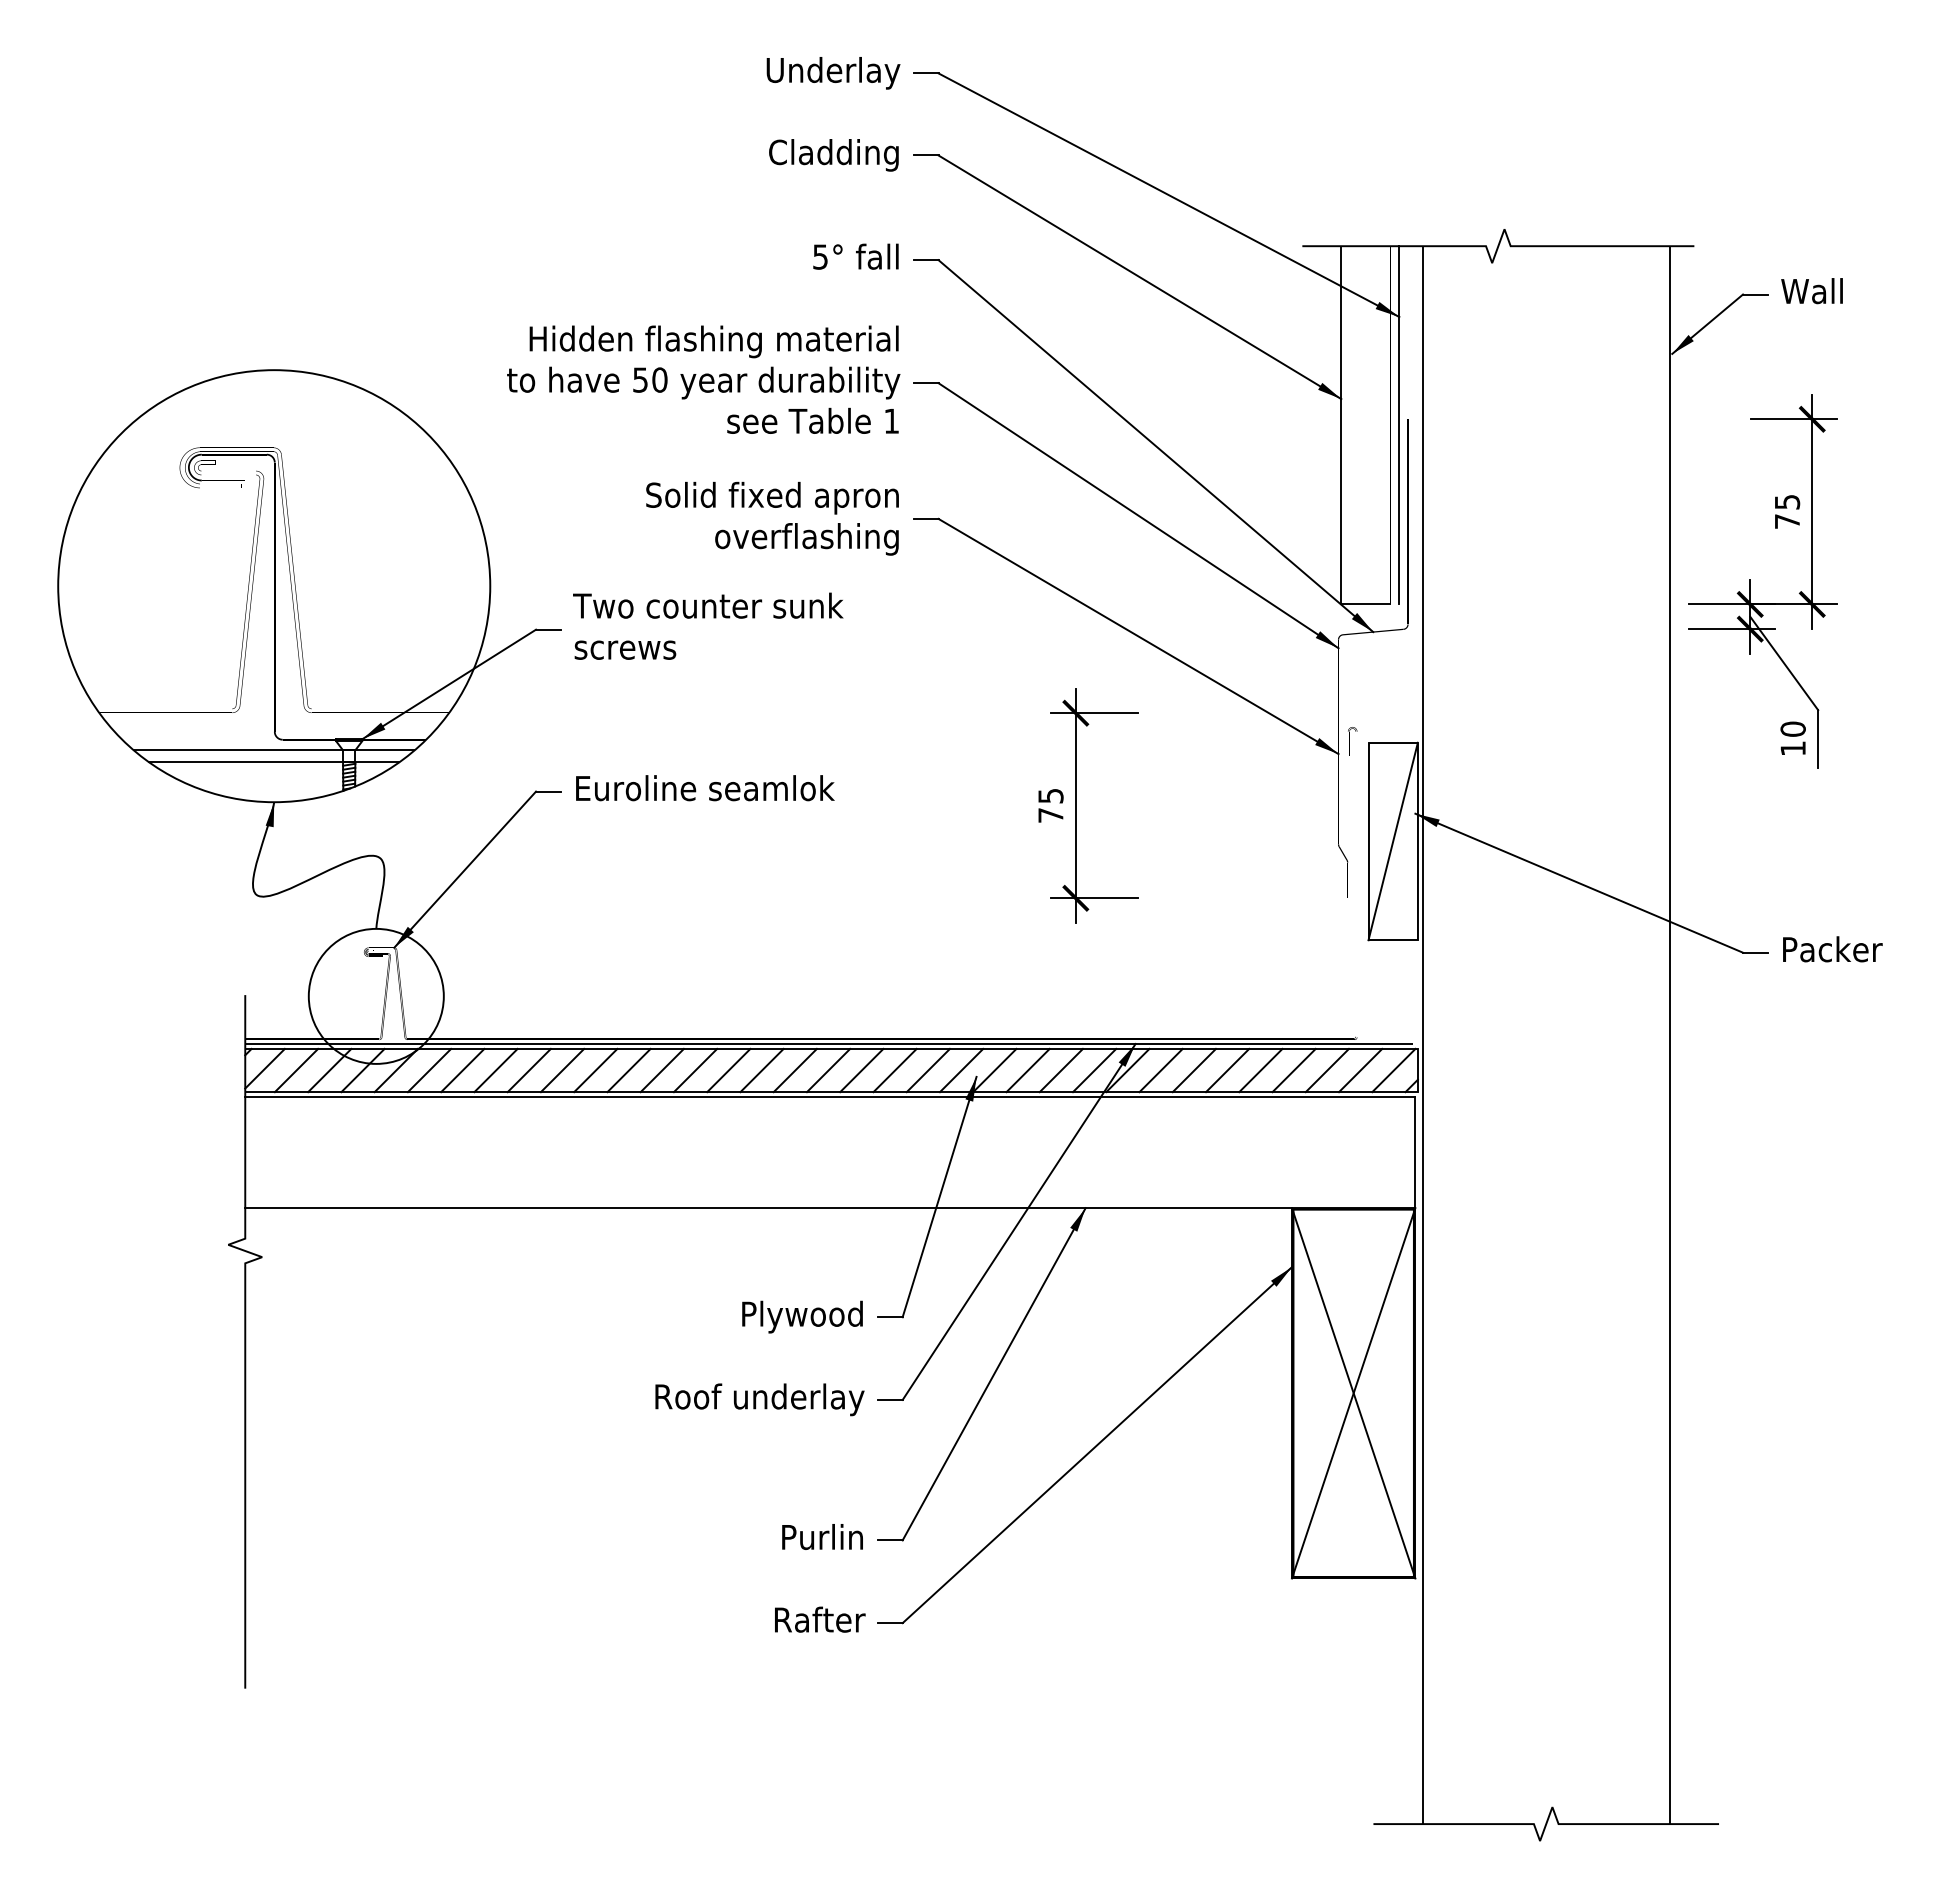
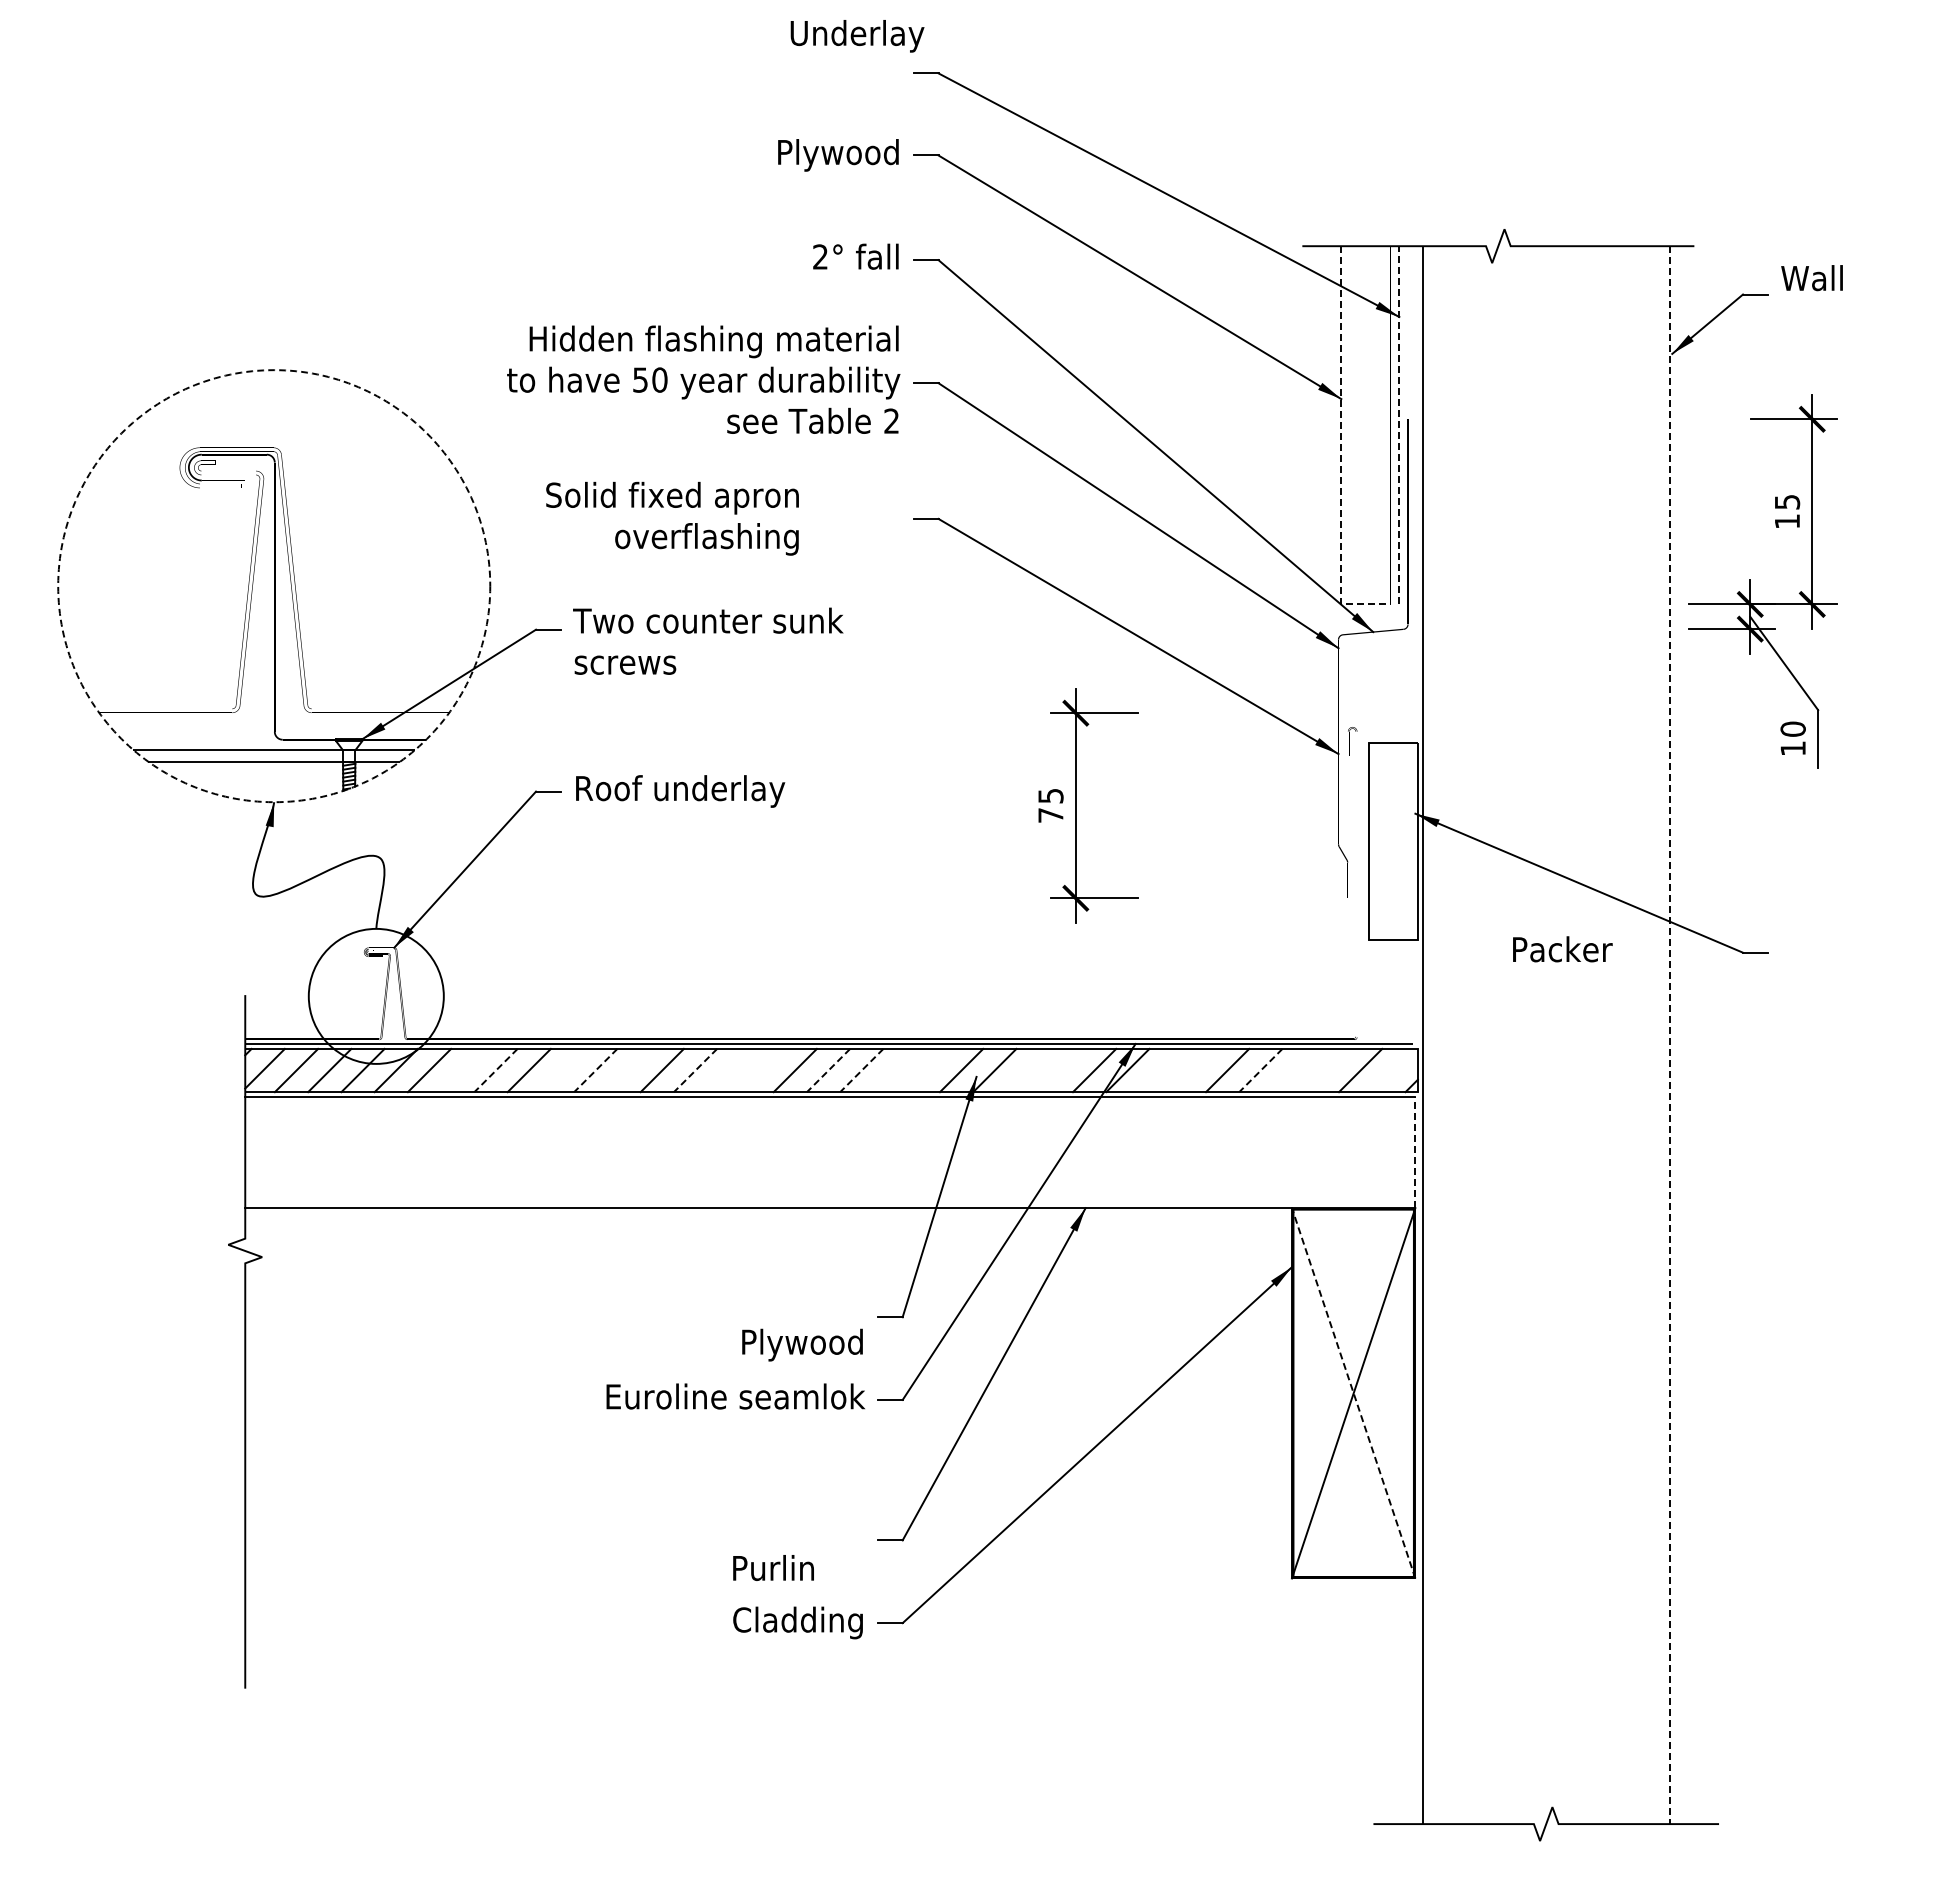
text position: (833, 73) -> (857, 36) (857, 36)
text: Cladding -> Plywood (833, 155)
text: 5° -> 2° (820, 256)
text position: (1811, 291) -> (1811, 278) (1811, 278)
text: 1 -> 2 (891, 420)
line: solid -> dashed (1399, 424)
line: solid -> dashed (1341, 450)
text position: (772, 518) -> (672, 518) (672, 518)
text: 75 -> 15 (1787, 521)
circle: solid -> dashed (274, 586)
text position: (708, 625) -> (708, 640) (708, 640)
text: Euroline seamlok -> Roof underlay (706, 791)
line: present -> none (1392, 841)
text position: (1832, 949) -> (1562, 949) (1562, 949)
line: solid -> dashed (1669, 1035)
line: present -> none (462, 1070)
line: solid -> dashed (496, 1070)
line: present -> none (562, 1070)
line: solid -> dashed (595, 1070)
line: present -> none (628, 1070)
line: solid -> dashed (695, 1070)
line: present -> none (728, 1070)
line: present -> none (761, 1070)
line: solid -> dashed (828, 1070)
line: solid -> dashed (861, 1070)
line: present -> none (894, 1070)
line: present -> none (927, 1070)
line: present -> none (1027, 1070)
line: present -> none (1060, 1070)
line: present -> none (1160, 1070)
line: present -> none (1193, 1070)
line: solid -> dashed (1260, 1070)
line: present -> none (1293, 1070)
line: present -> none (1326, 1070)
line: present -> none (1393, 1070)
line: solid -> dashed (1415, 1152)
text position: (802, 1316) -> (802, 1344) (802, 1344)
line: solid -> dashed (1353, 1392)
text: Roof underlay -> Euroline seamlok (735, 1399)
text position: (822, 1536) -> (773, 1567) (773, 1567)
text: Rafter -> Cladding (799, 1622)
